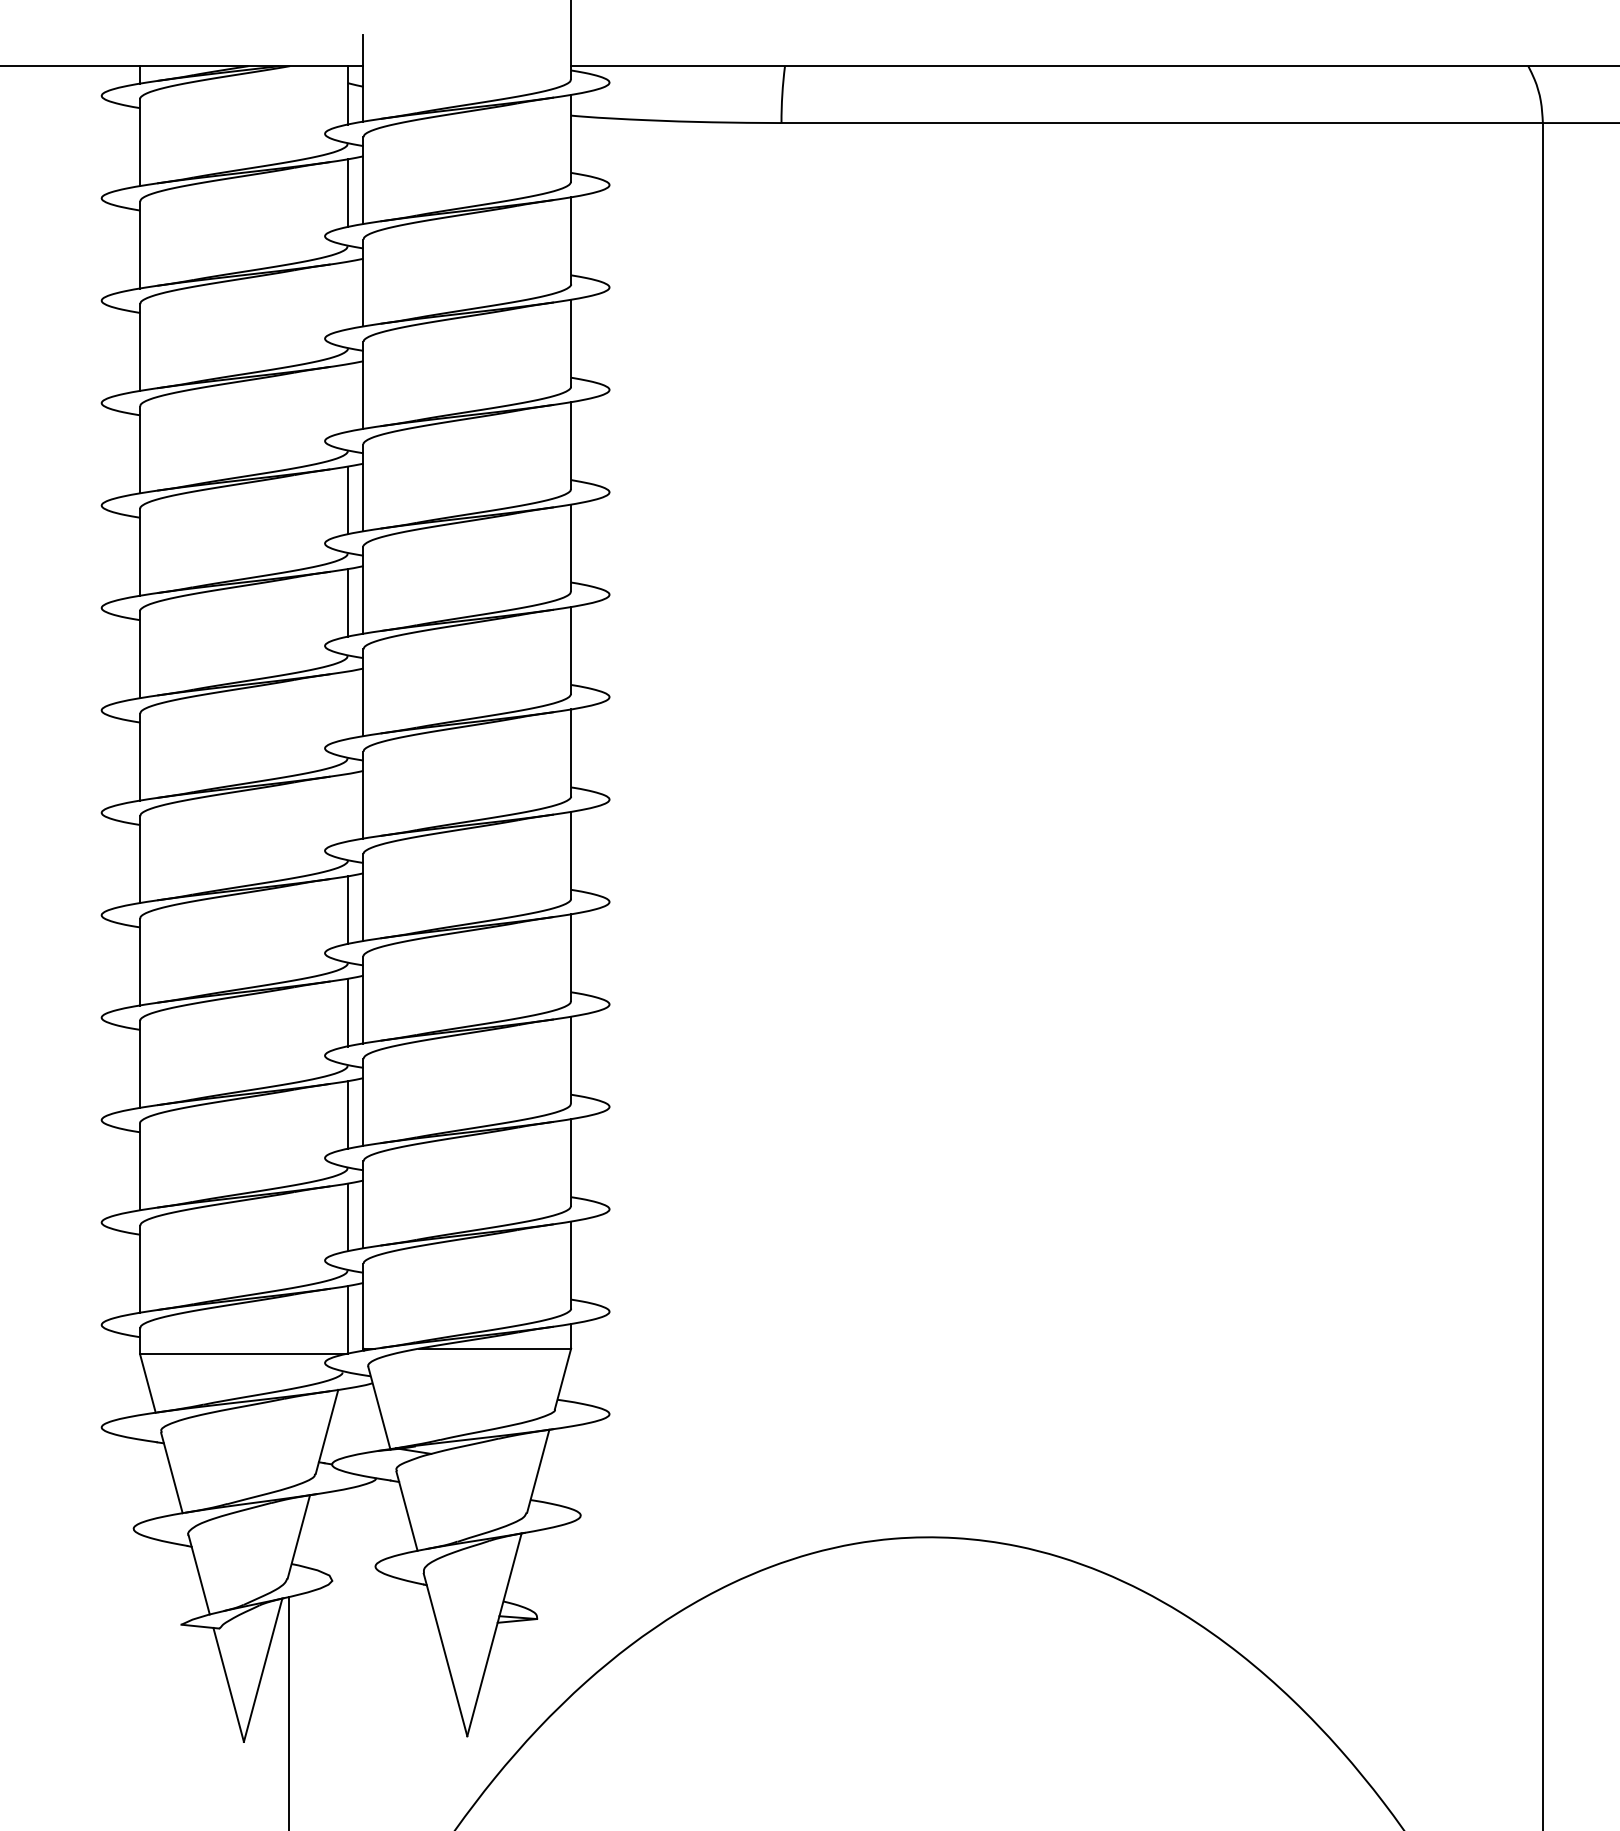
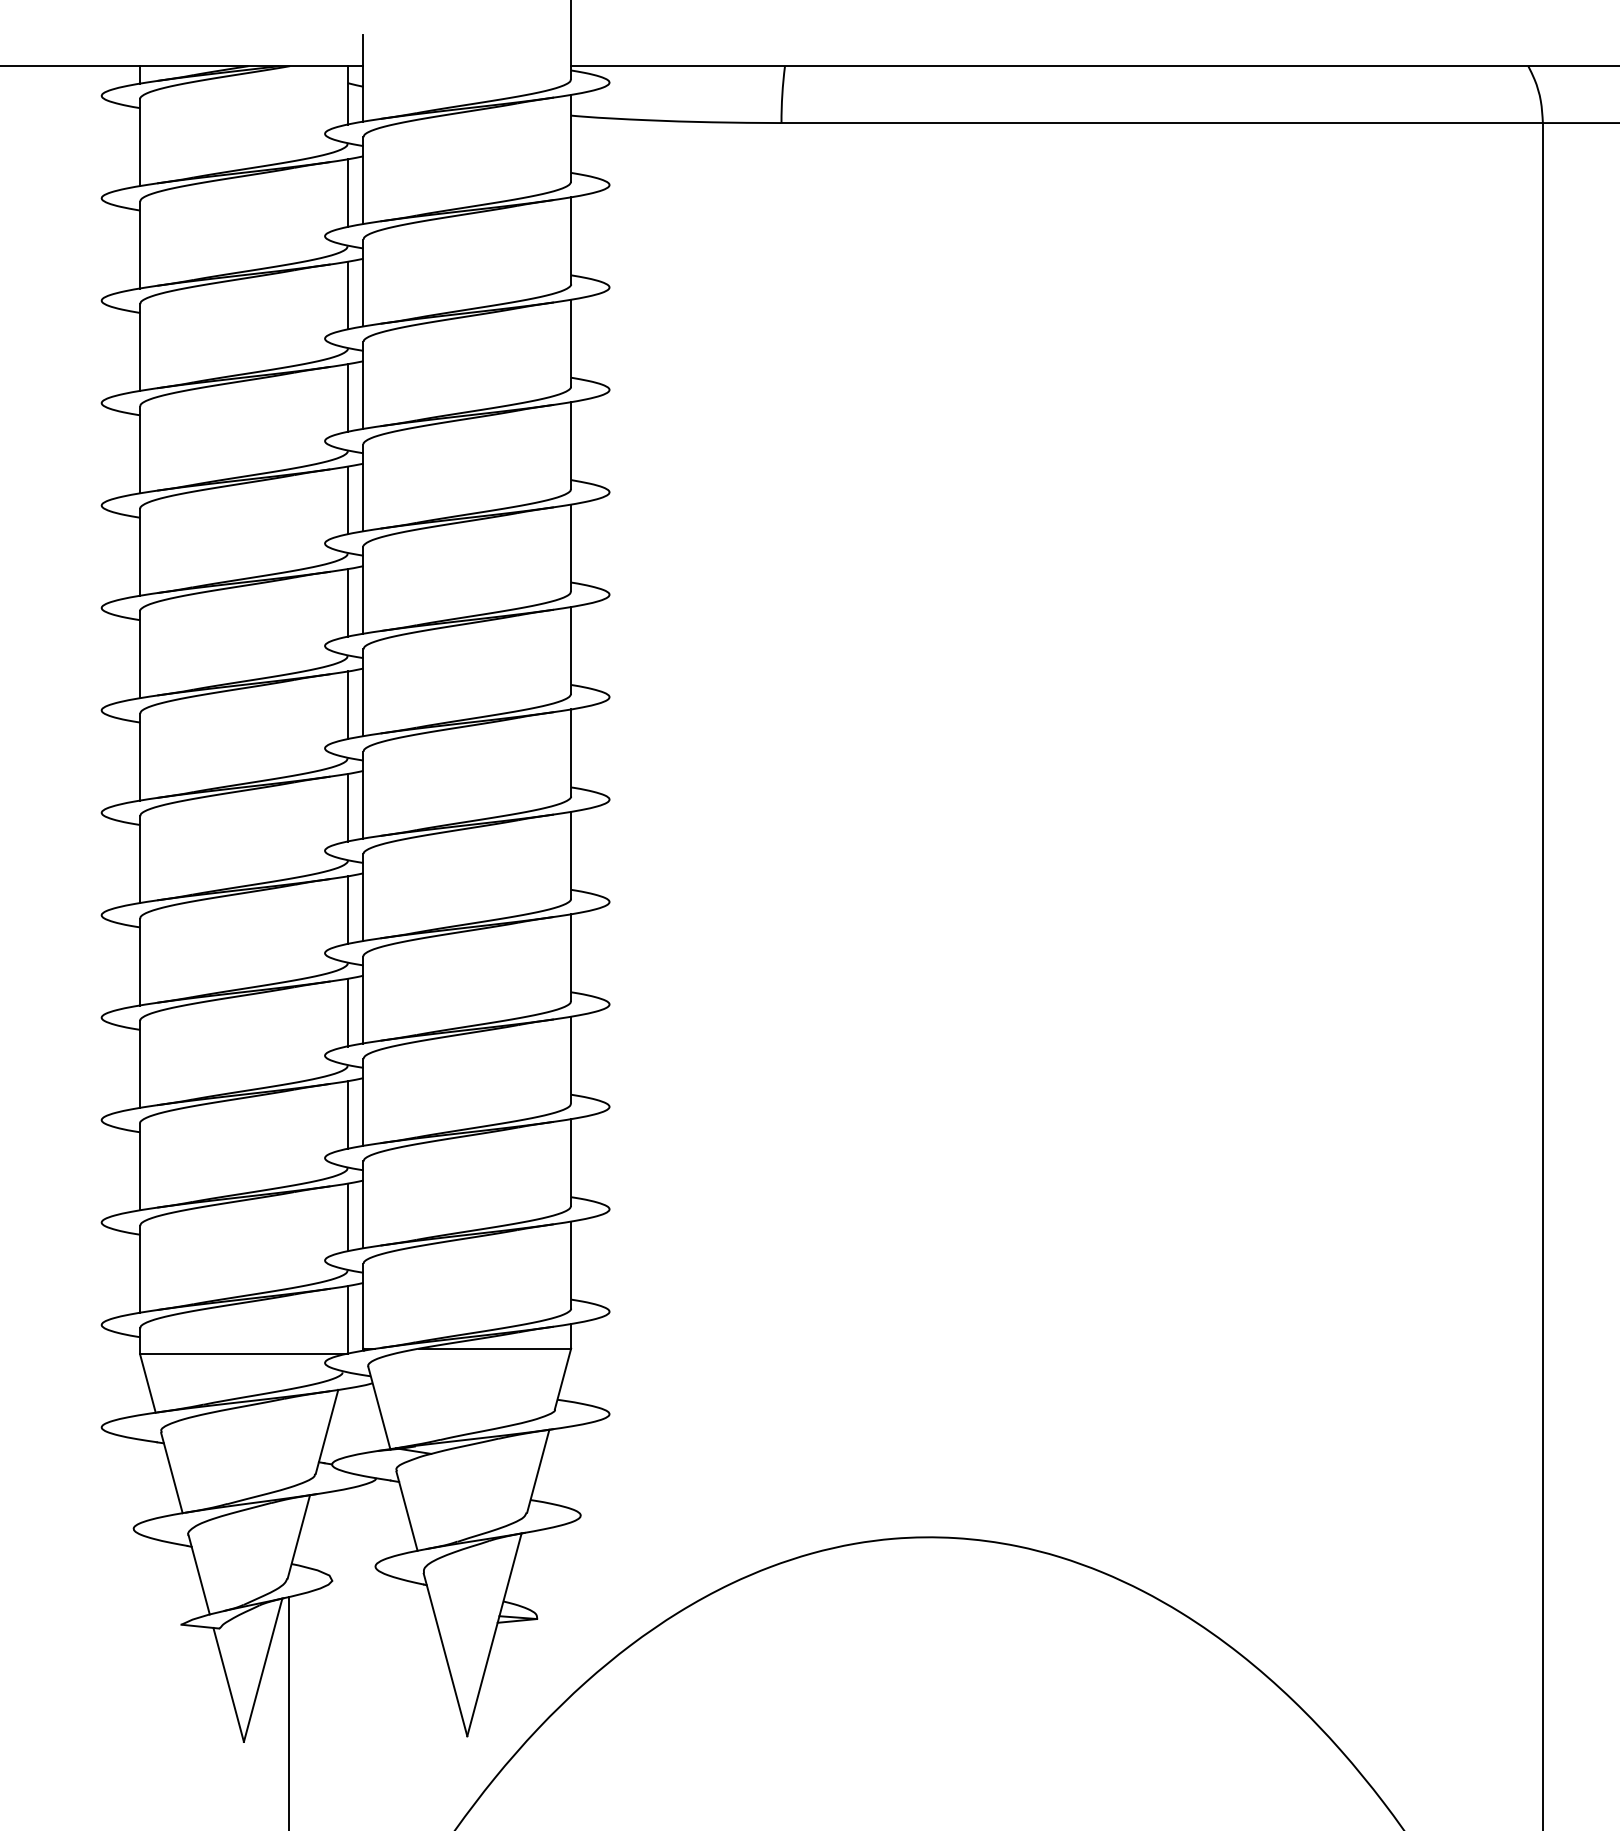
line: none -> present (347, 295)
line: none -> present (347, 397)
line: none -> present (347, 705)
line: none -> present (347, 807)
